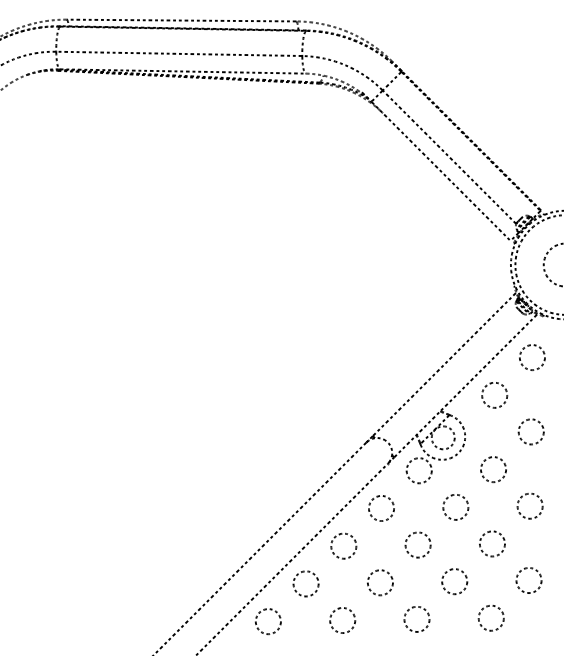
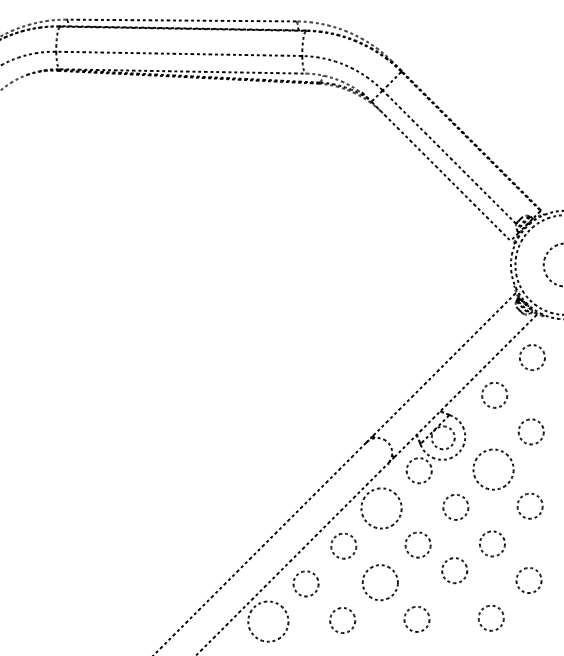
circle diameter: 25 px -> 40 px (493, 469)
circle diameter: 25 px -> 40 px (381, 508)
circle position: (454, 581) -> (454, 570) (454, 570)
circle size: 27x28 px -> 38x38 px (379, 582)
circle diameter: 25 px -> 40 px (268, 621)
